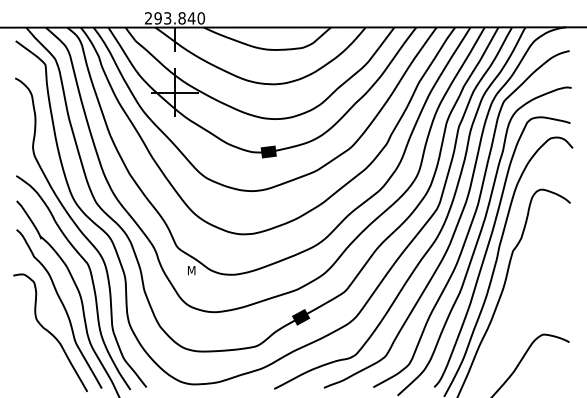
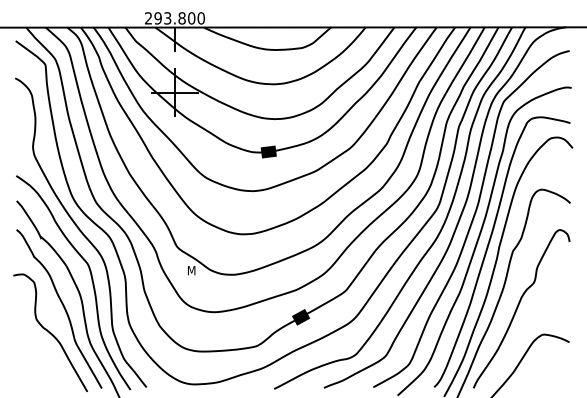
text: 293.840 -> 293.800 (191, 18)
curve: none -> present (518, 307)
